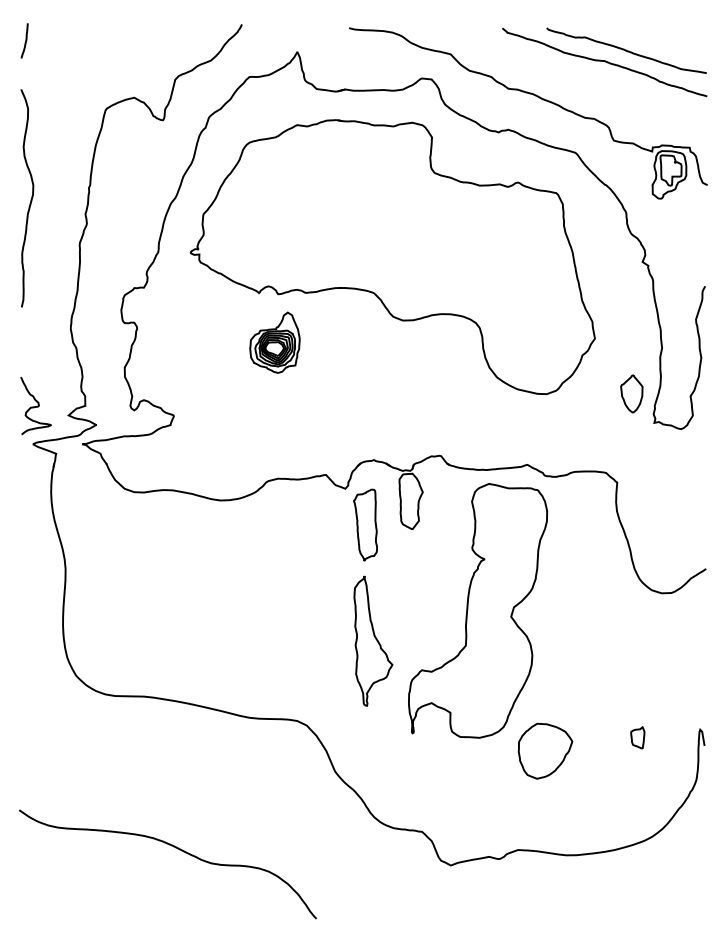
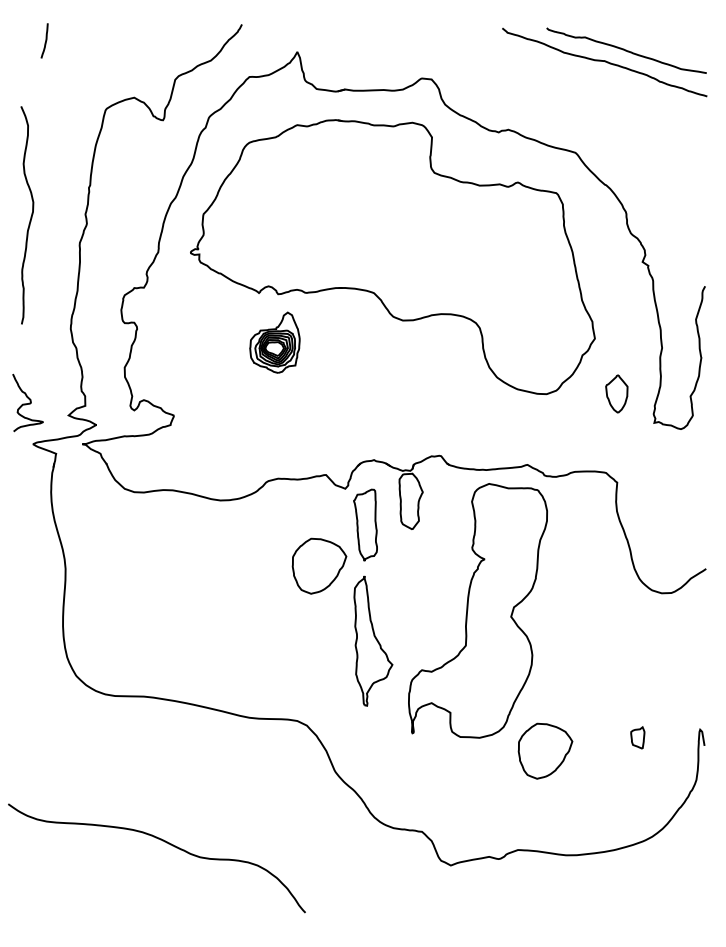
curve position: (25, 40) -> (45, 40) (45, 40)
part: present -> none (537, 97)
curve position: (30, 199) -> (30, 216) (30, 216)
part position: (631, 393) -> (616, 393) (616, 393)
curve position: (35, 406) -> (27, 403) (27, 403)
part: none -> present (319, 565)
curve position: (175, 848) -> (164, 842) (164, 842)
